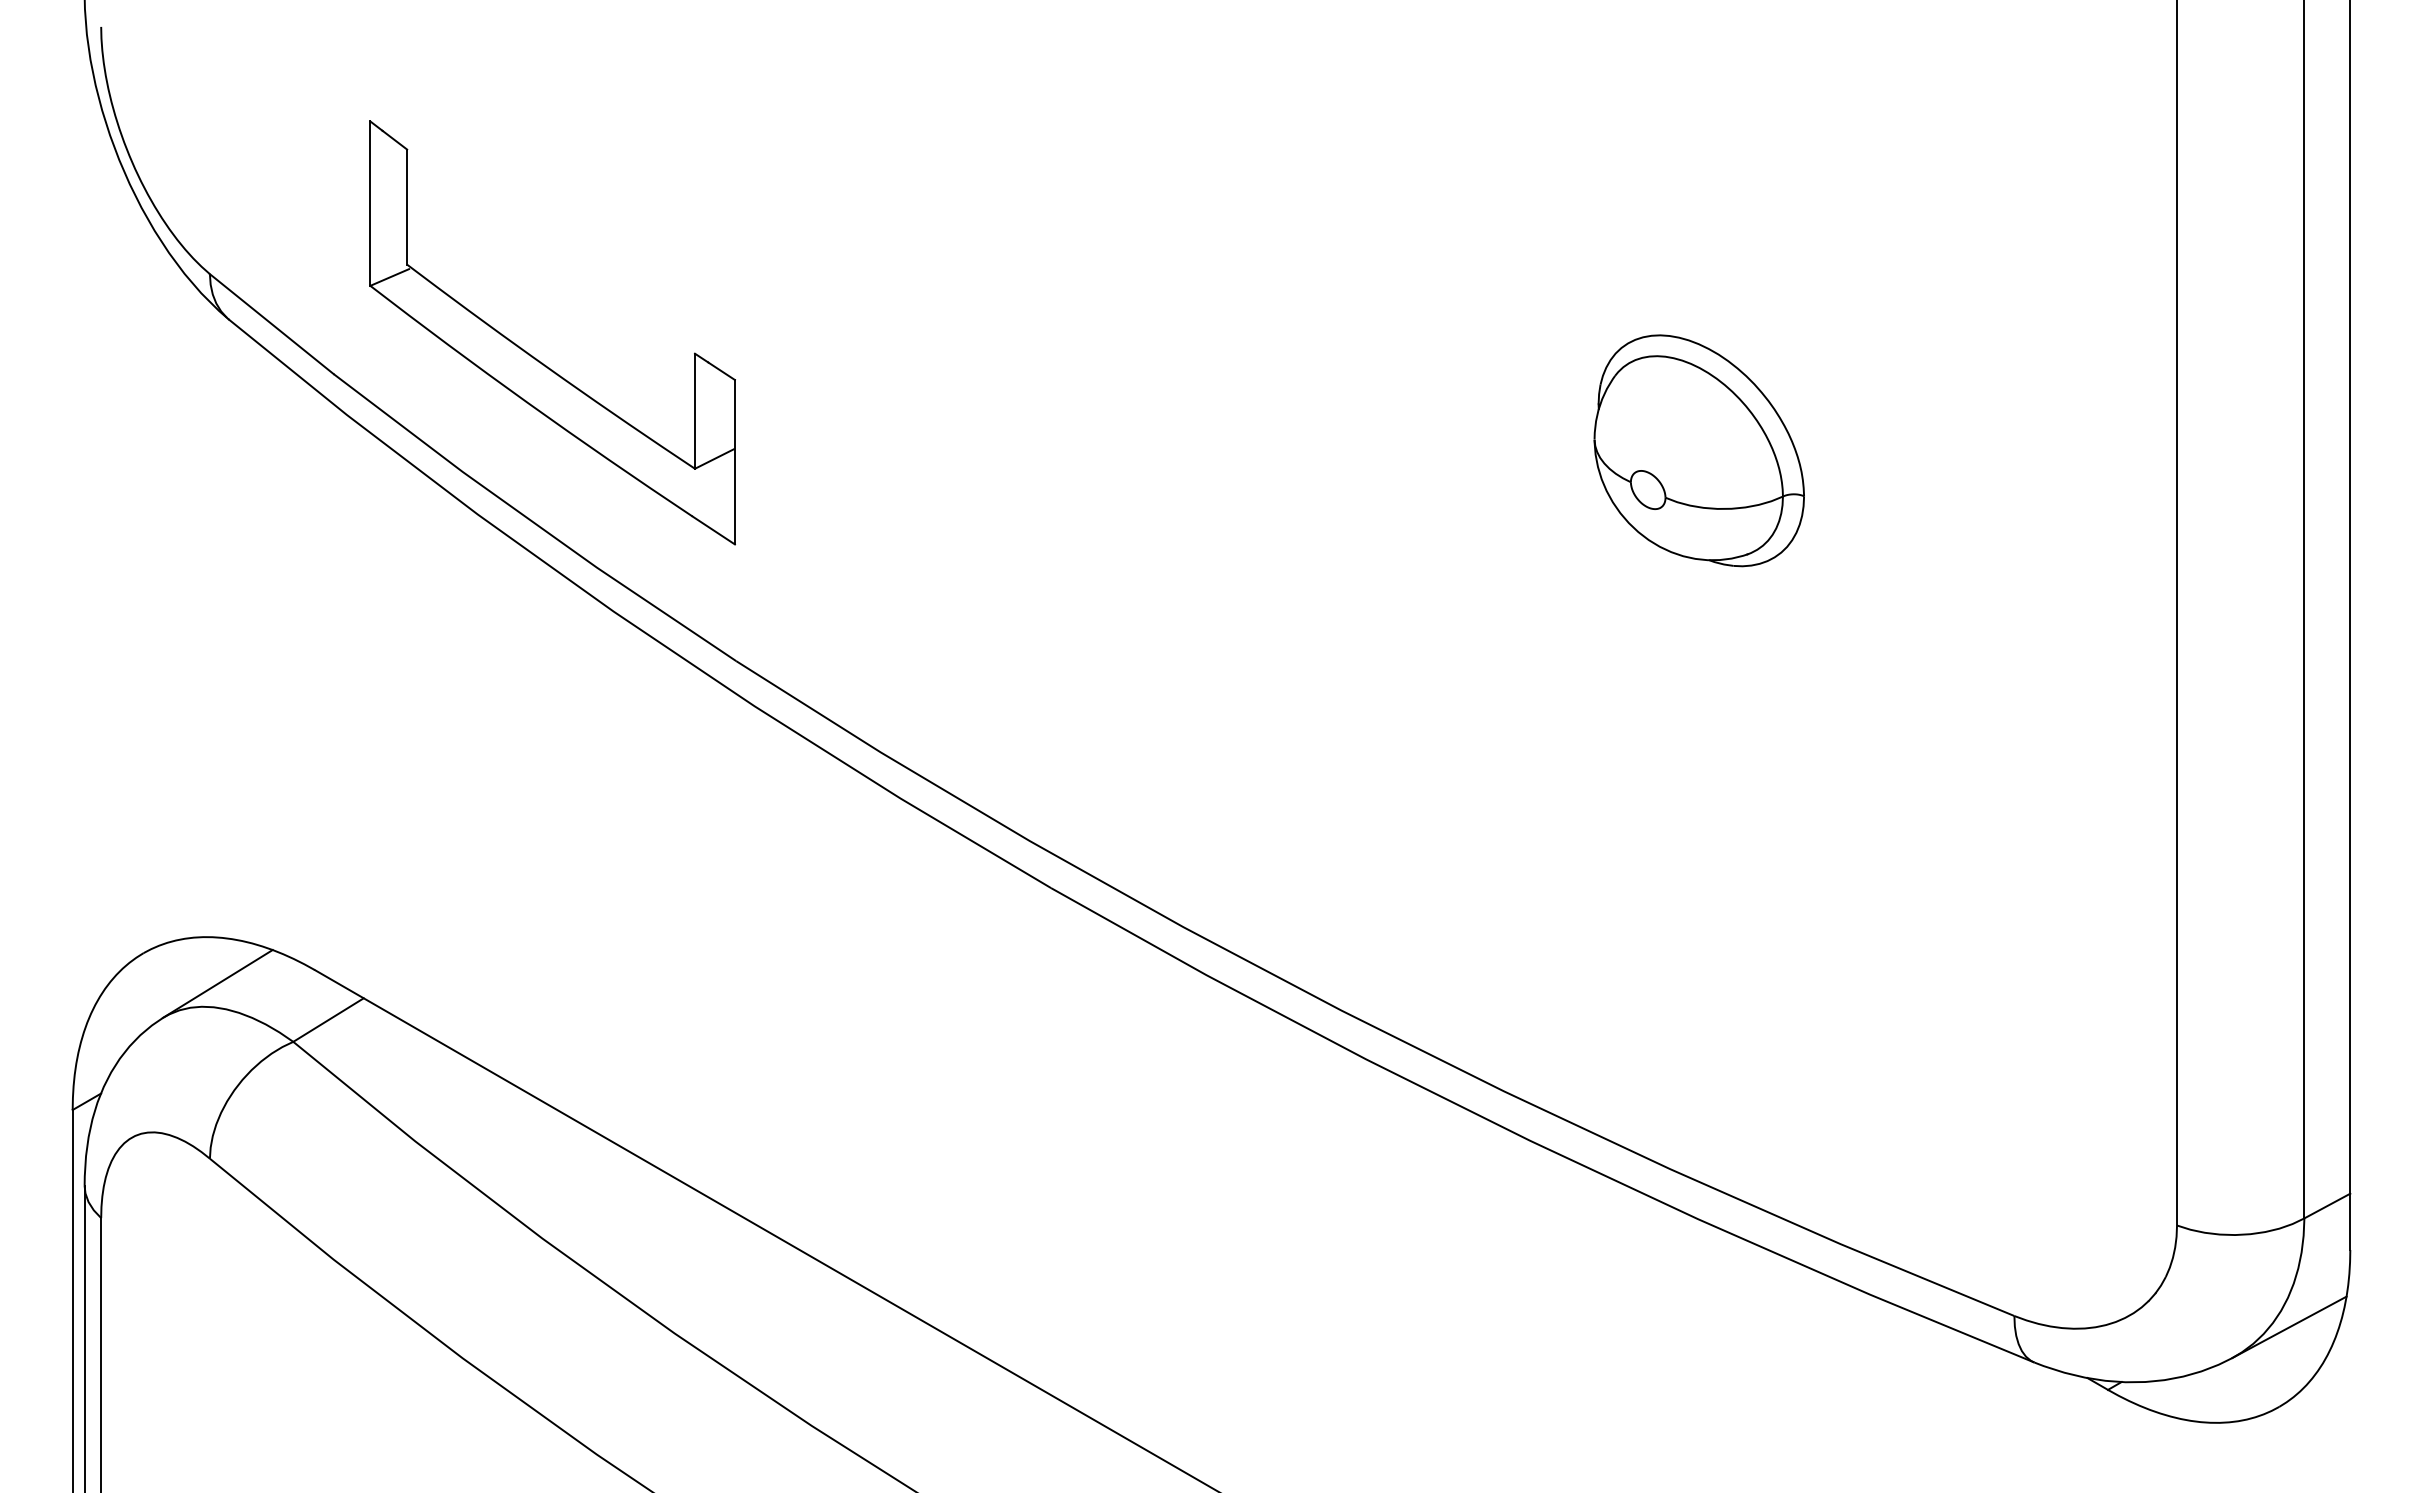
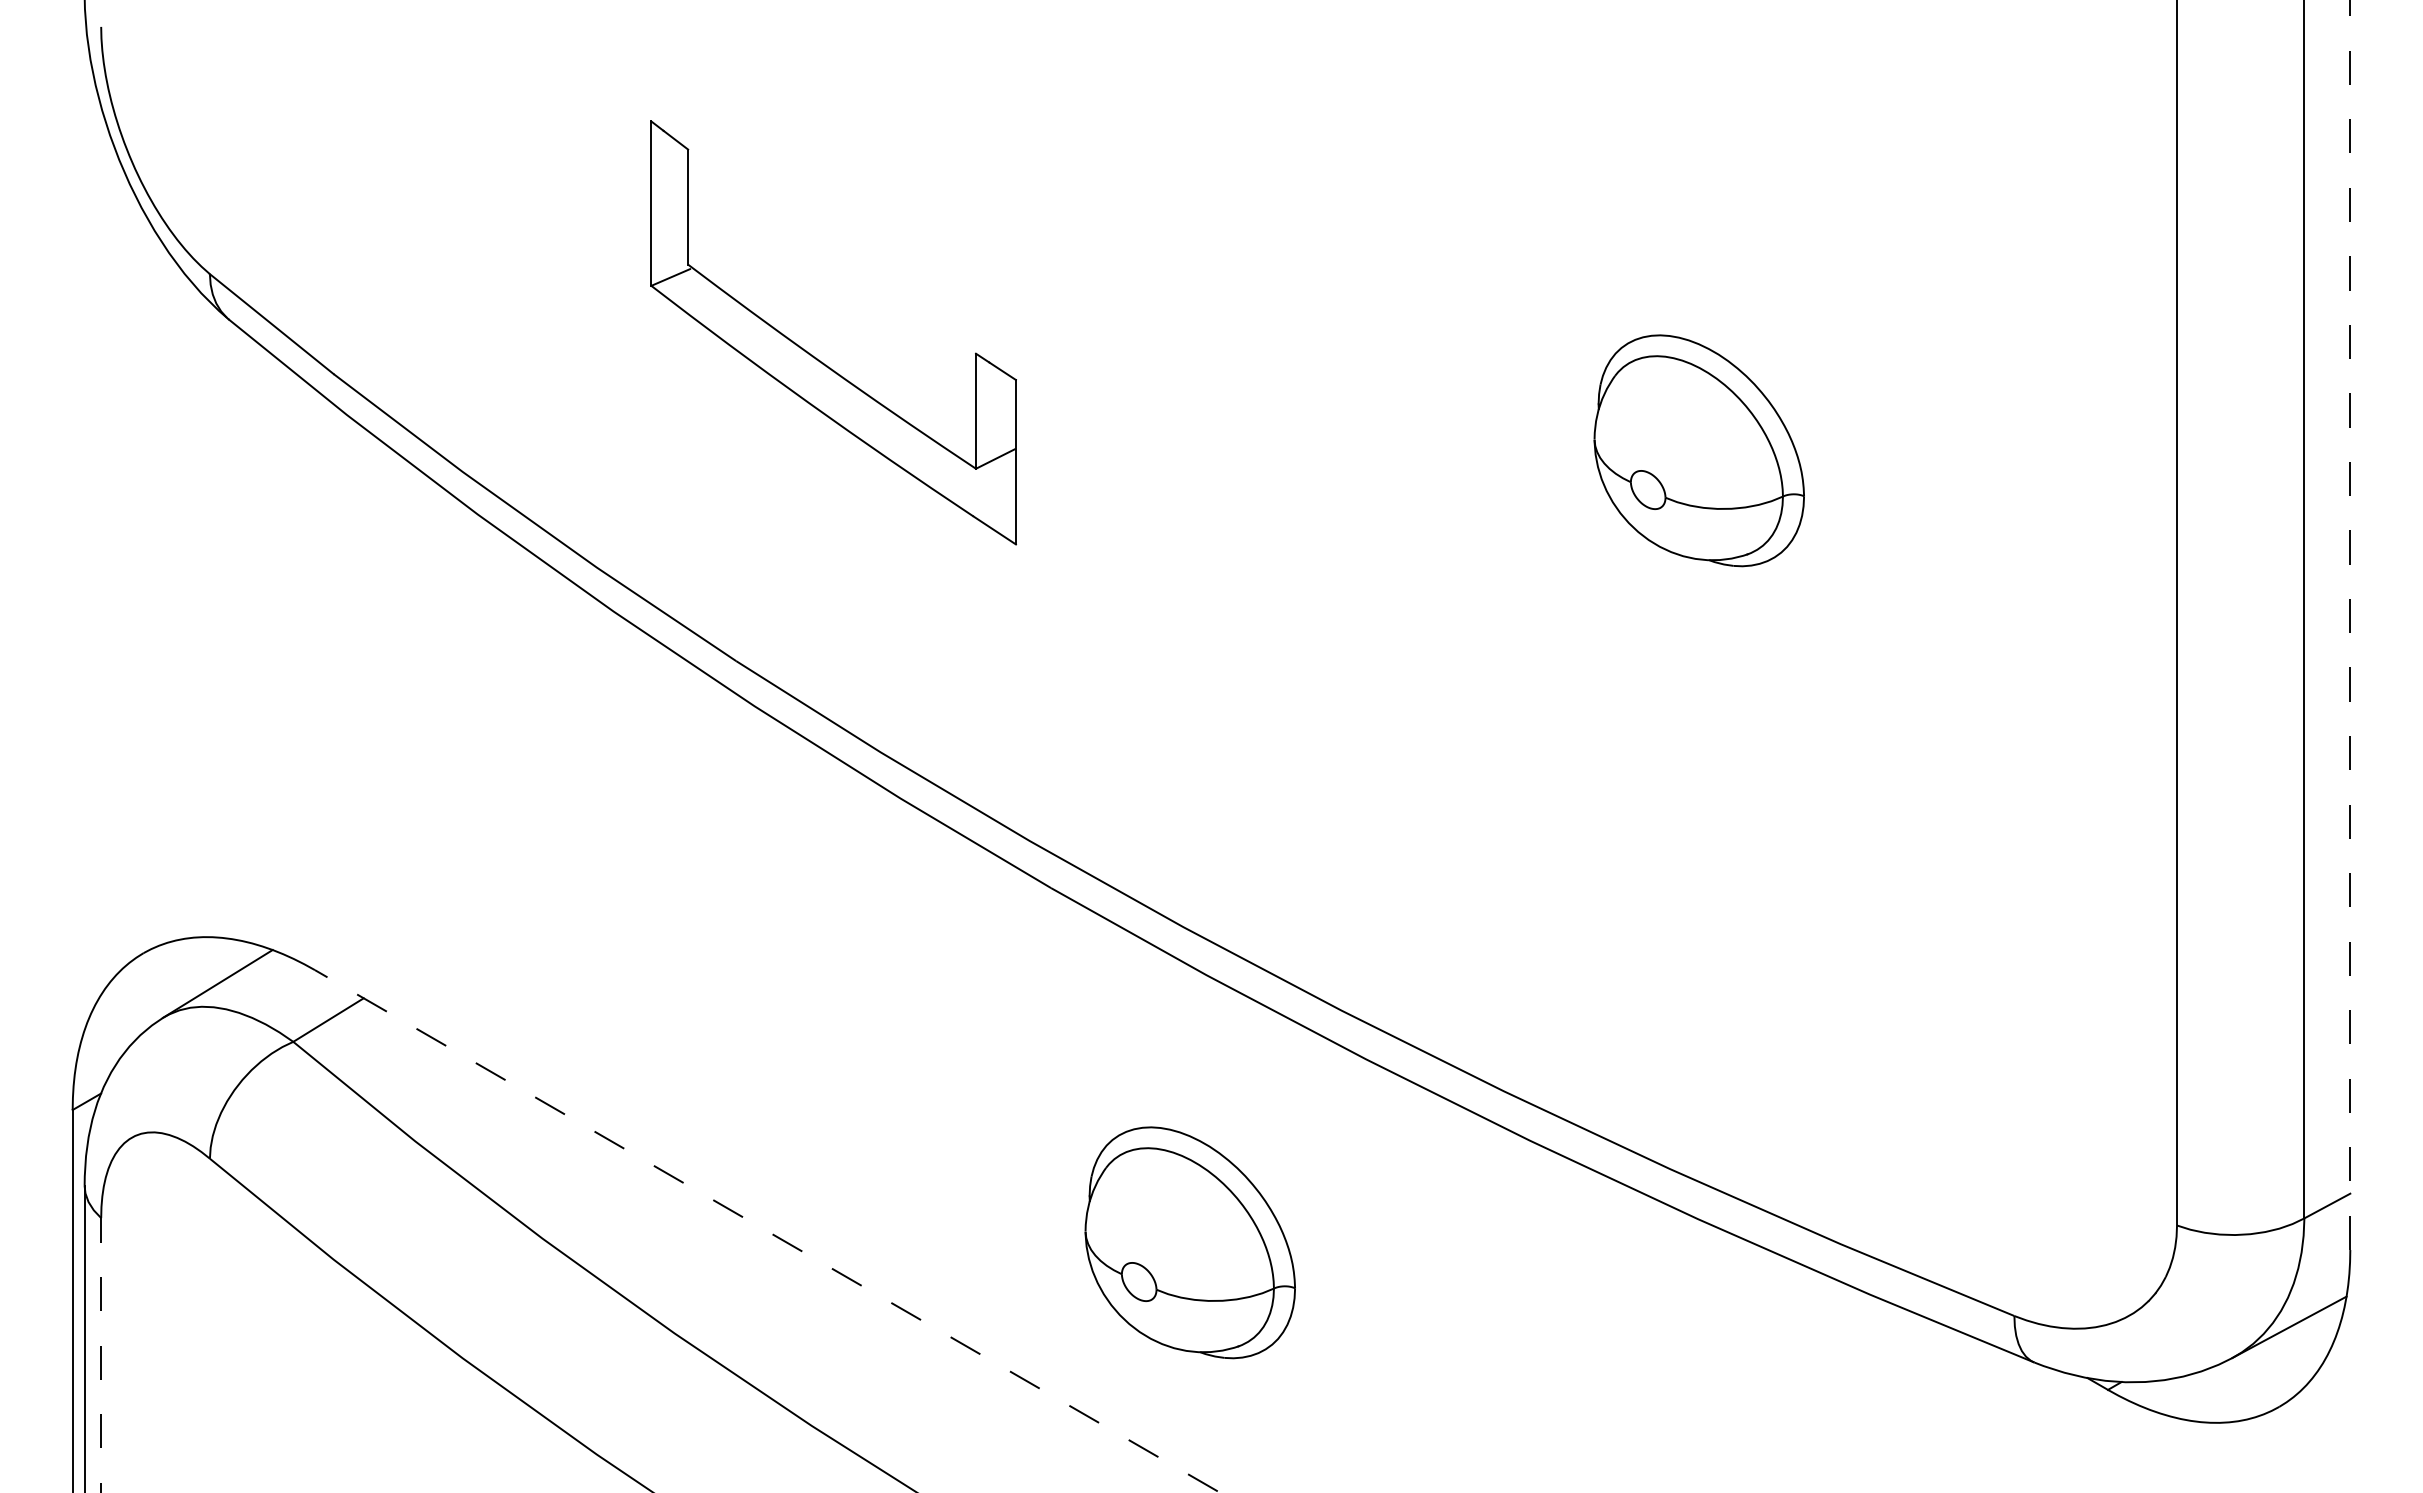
part position: (535, 357) -> (816, 357) (816, 357)
line: solid -> dashed (2350, 625)
line: solid -> dashed (766, 1231)
part: none -> present (1189, 1242)
line: solid -> dashed (101, 1355)
